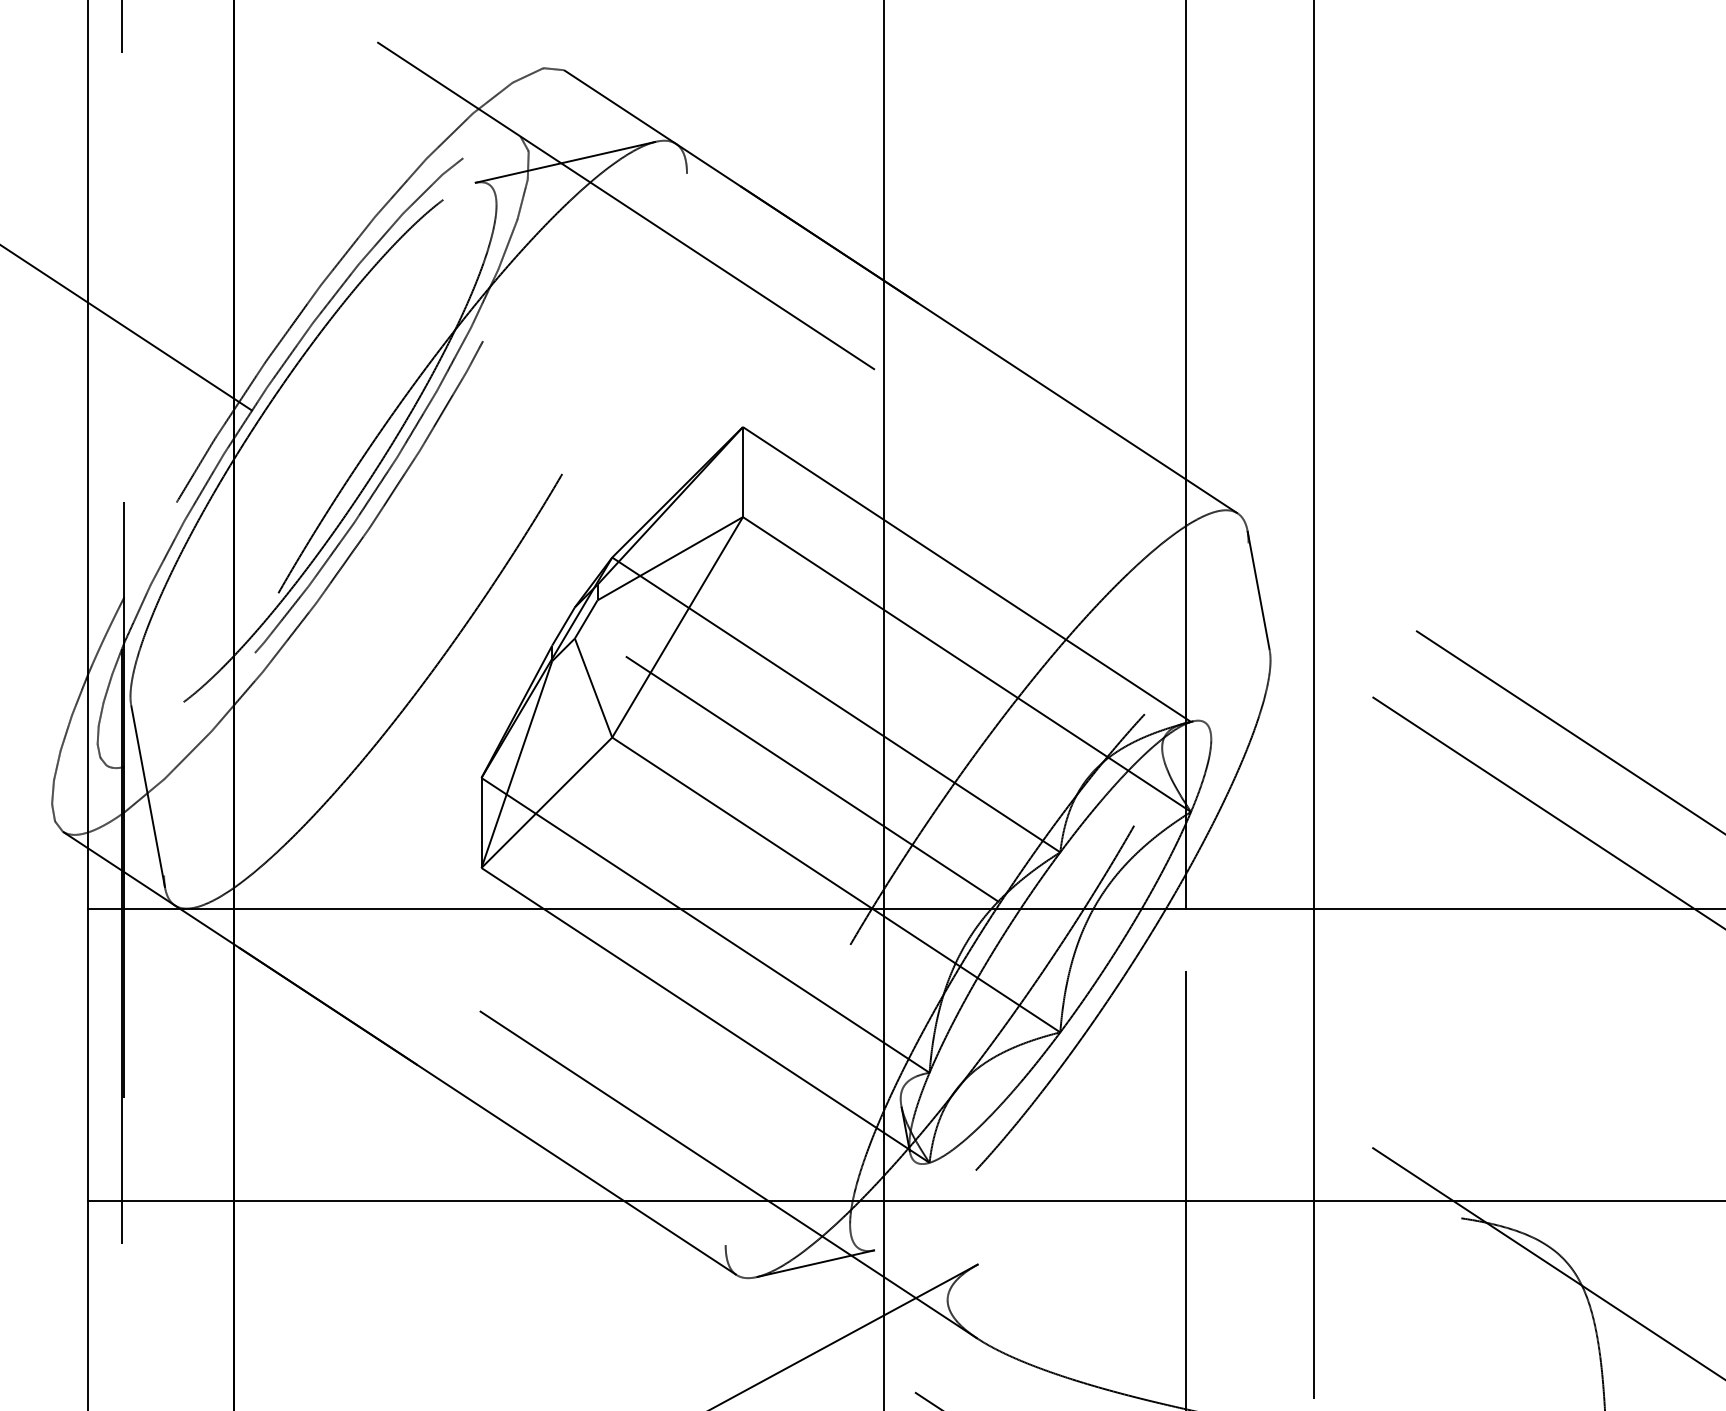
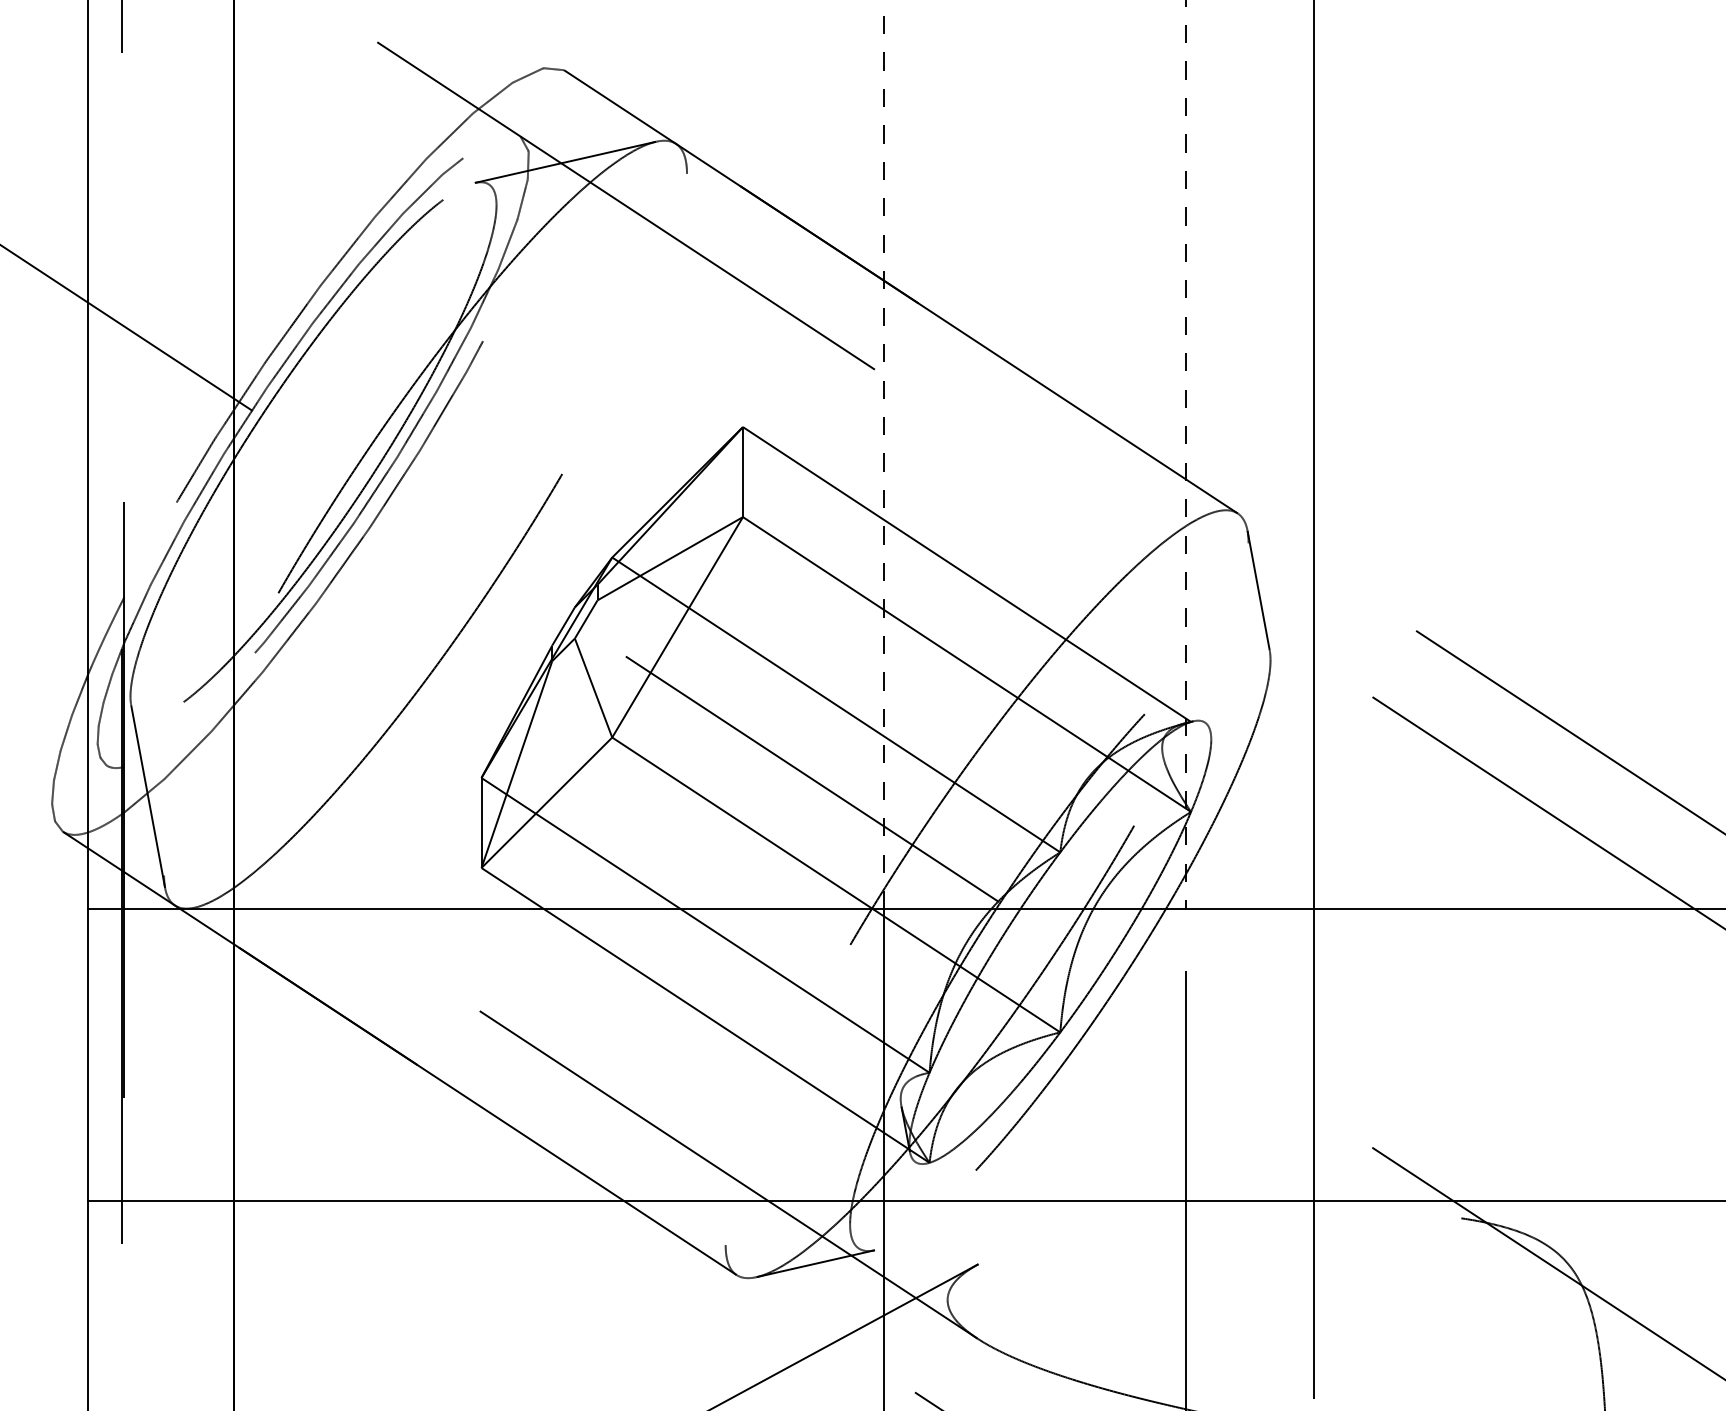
line: solid -> dashed (883, 454)
line: solid -> dashed (1186, 455)
